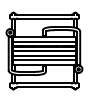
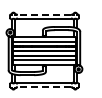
line: solid -> dashed (44, 14)
line: solid -> dashed (44, 87)
